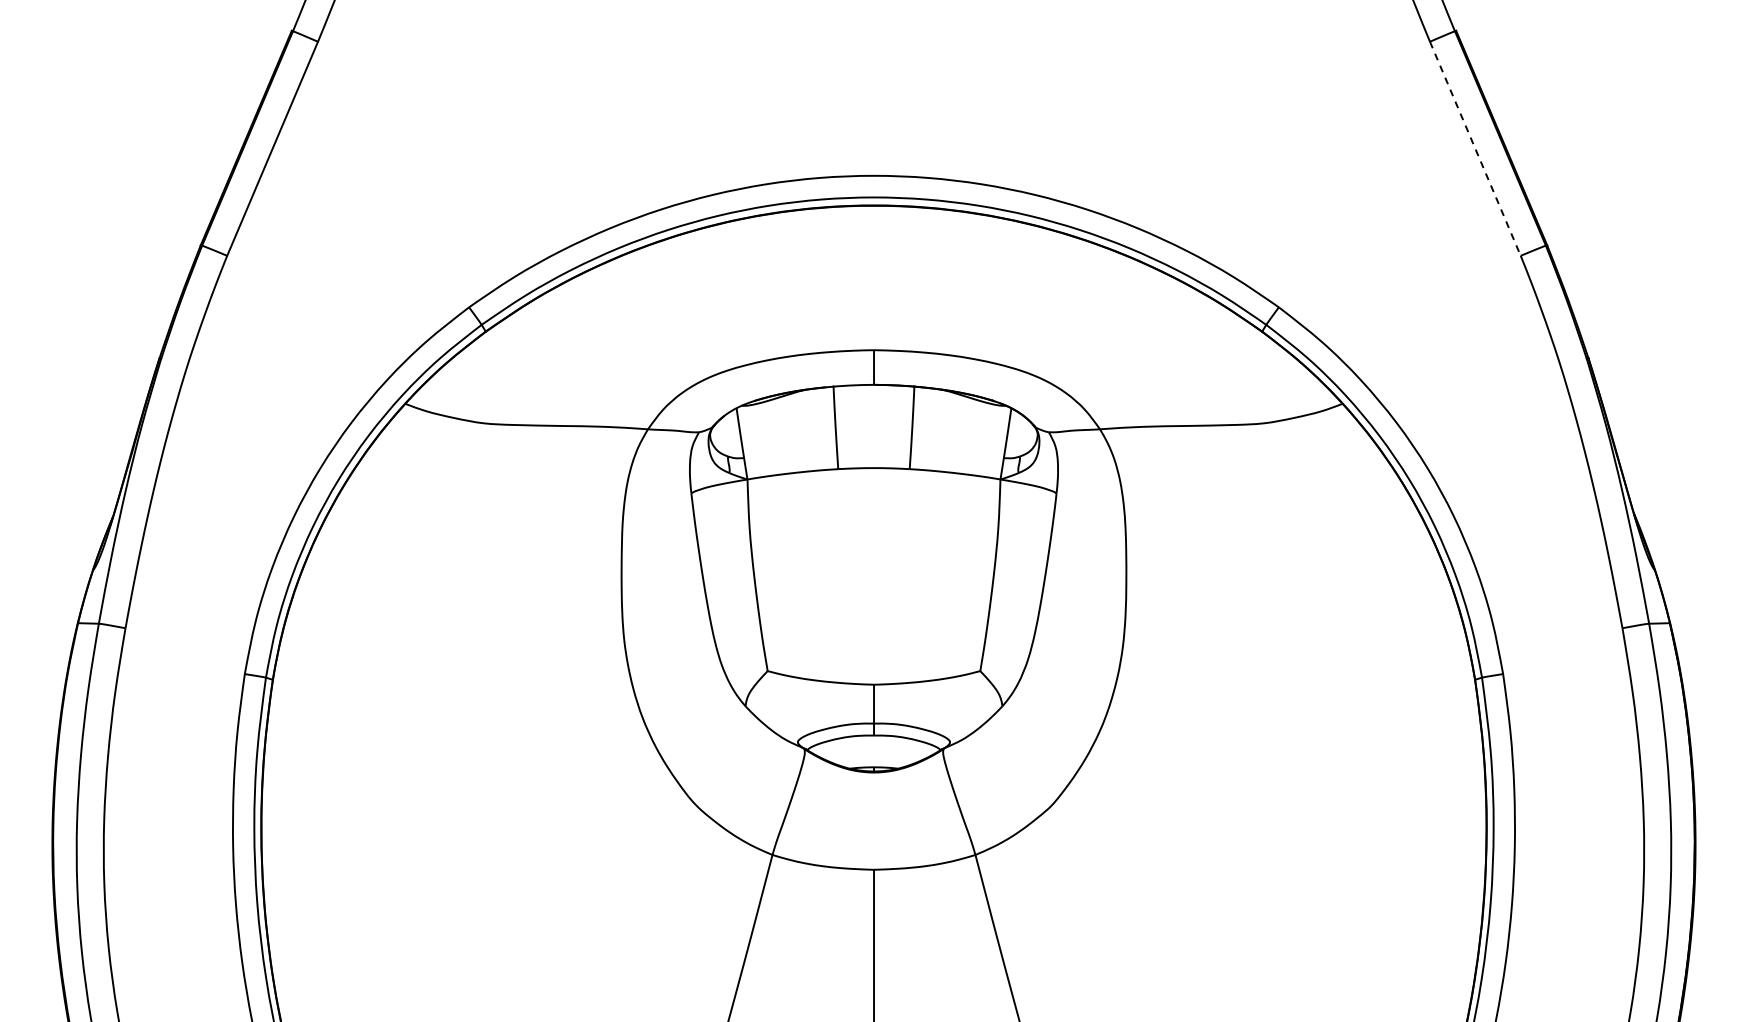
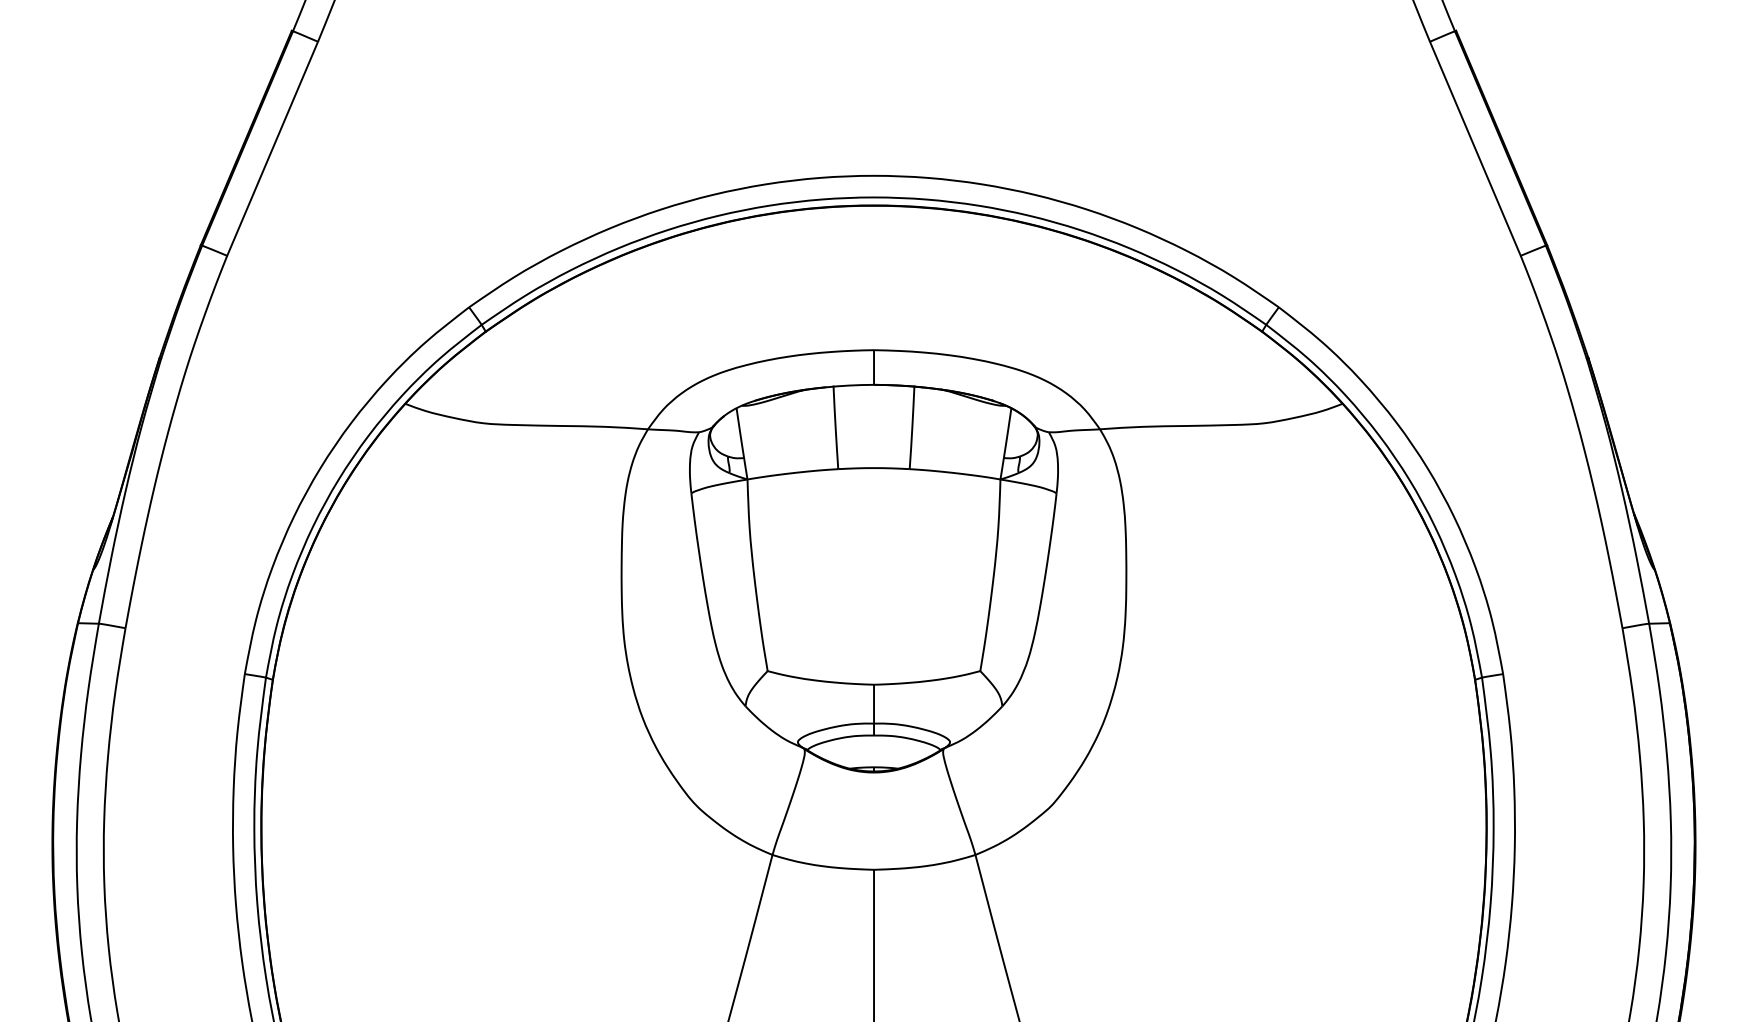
line: dashed -> solid (1475, 149)
